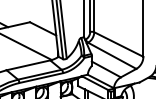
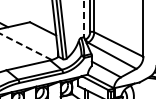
line: solid -> dashed (84, 19)
line: solid -> dashed (26, 46)
